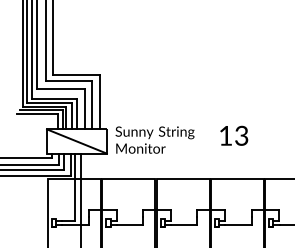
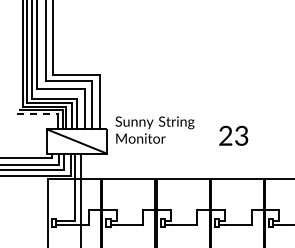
line: solid -> dashed (37, 114)
text: 13 -> 23 (225, 135)
text position: (154, 139) -> (154, 129) (154, 129)
